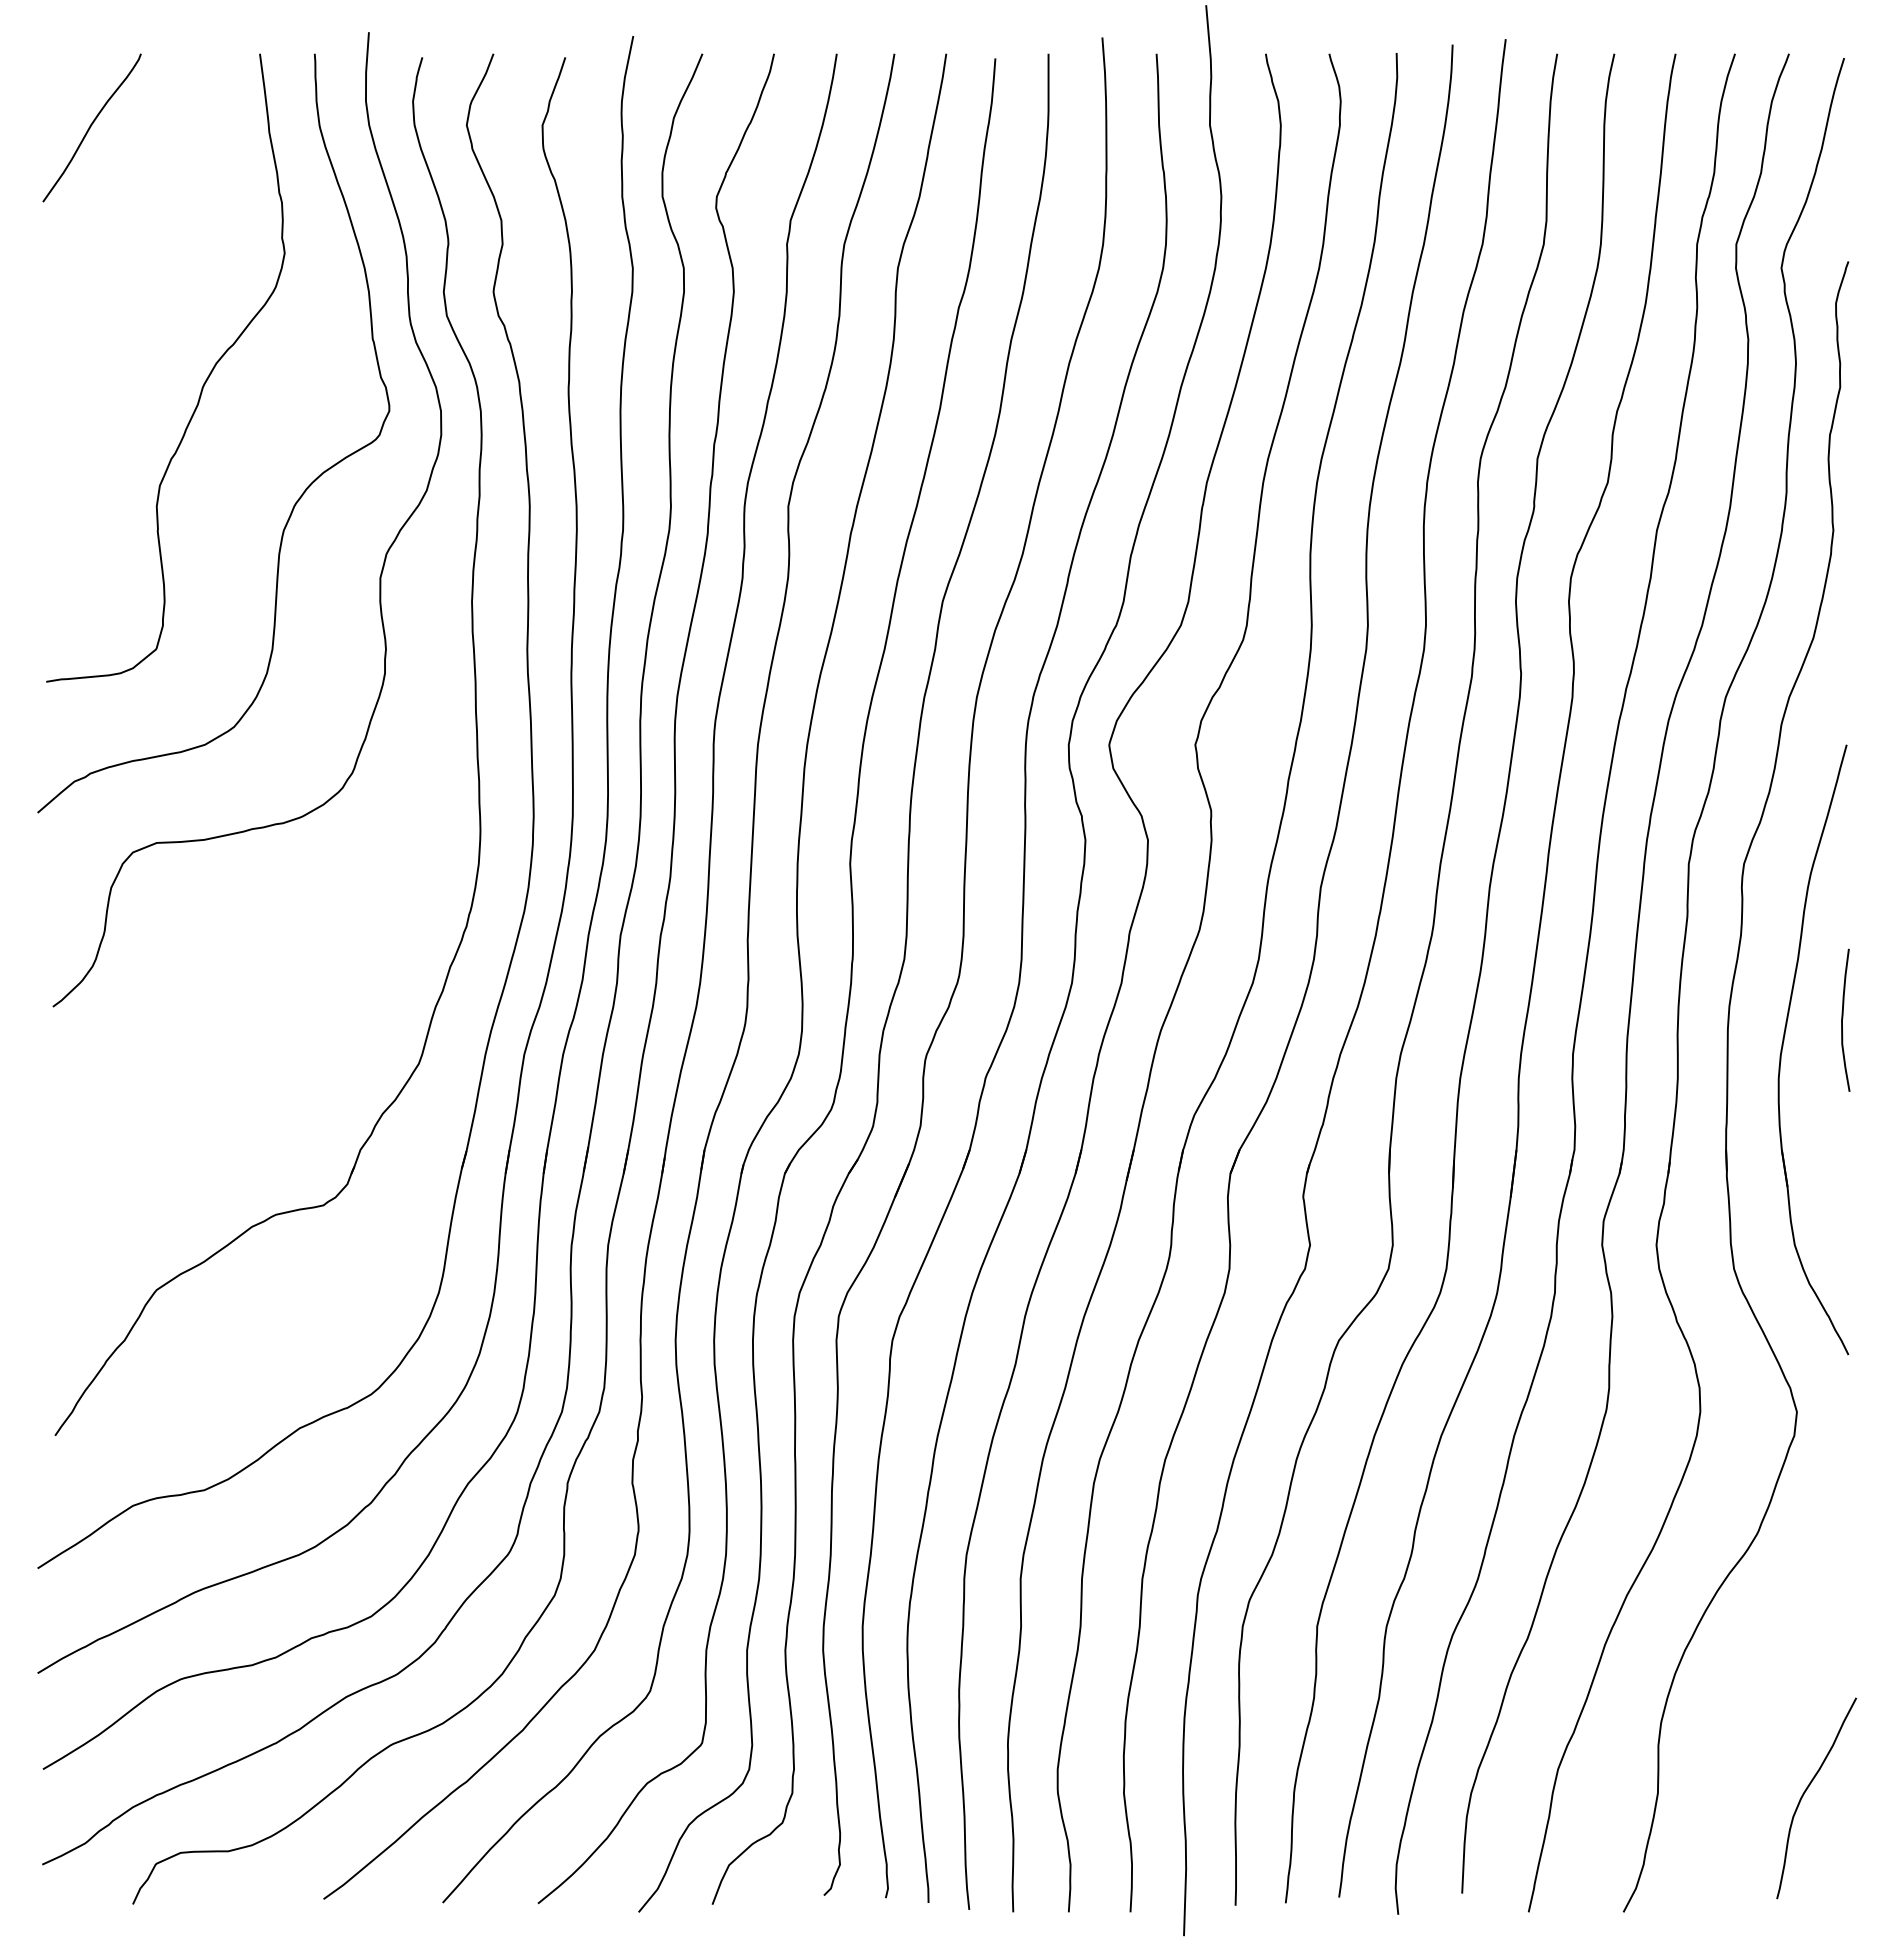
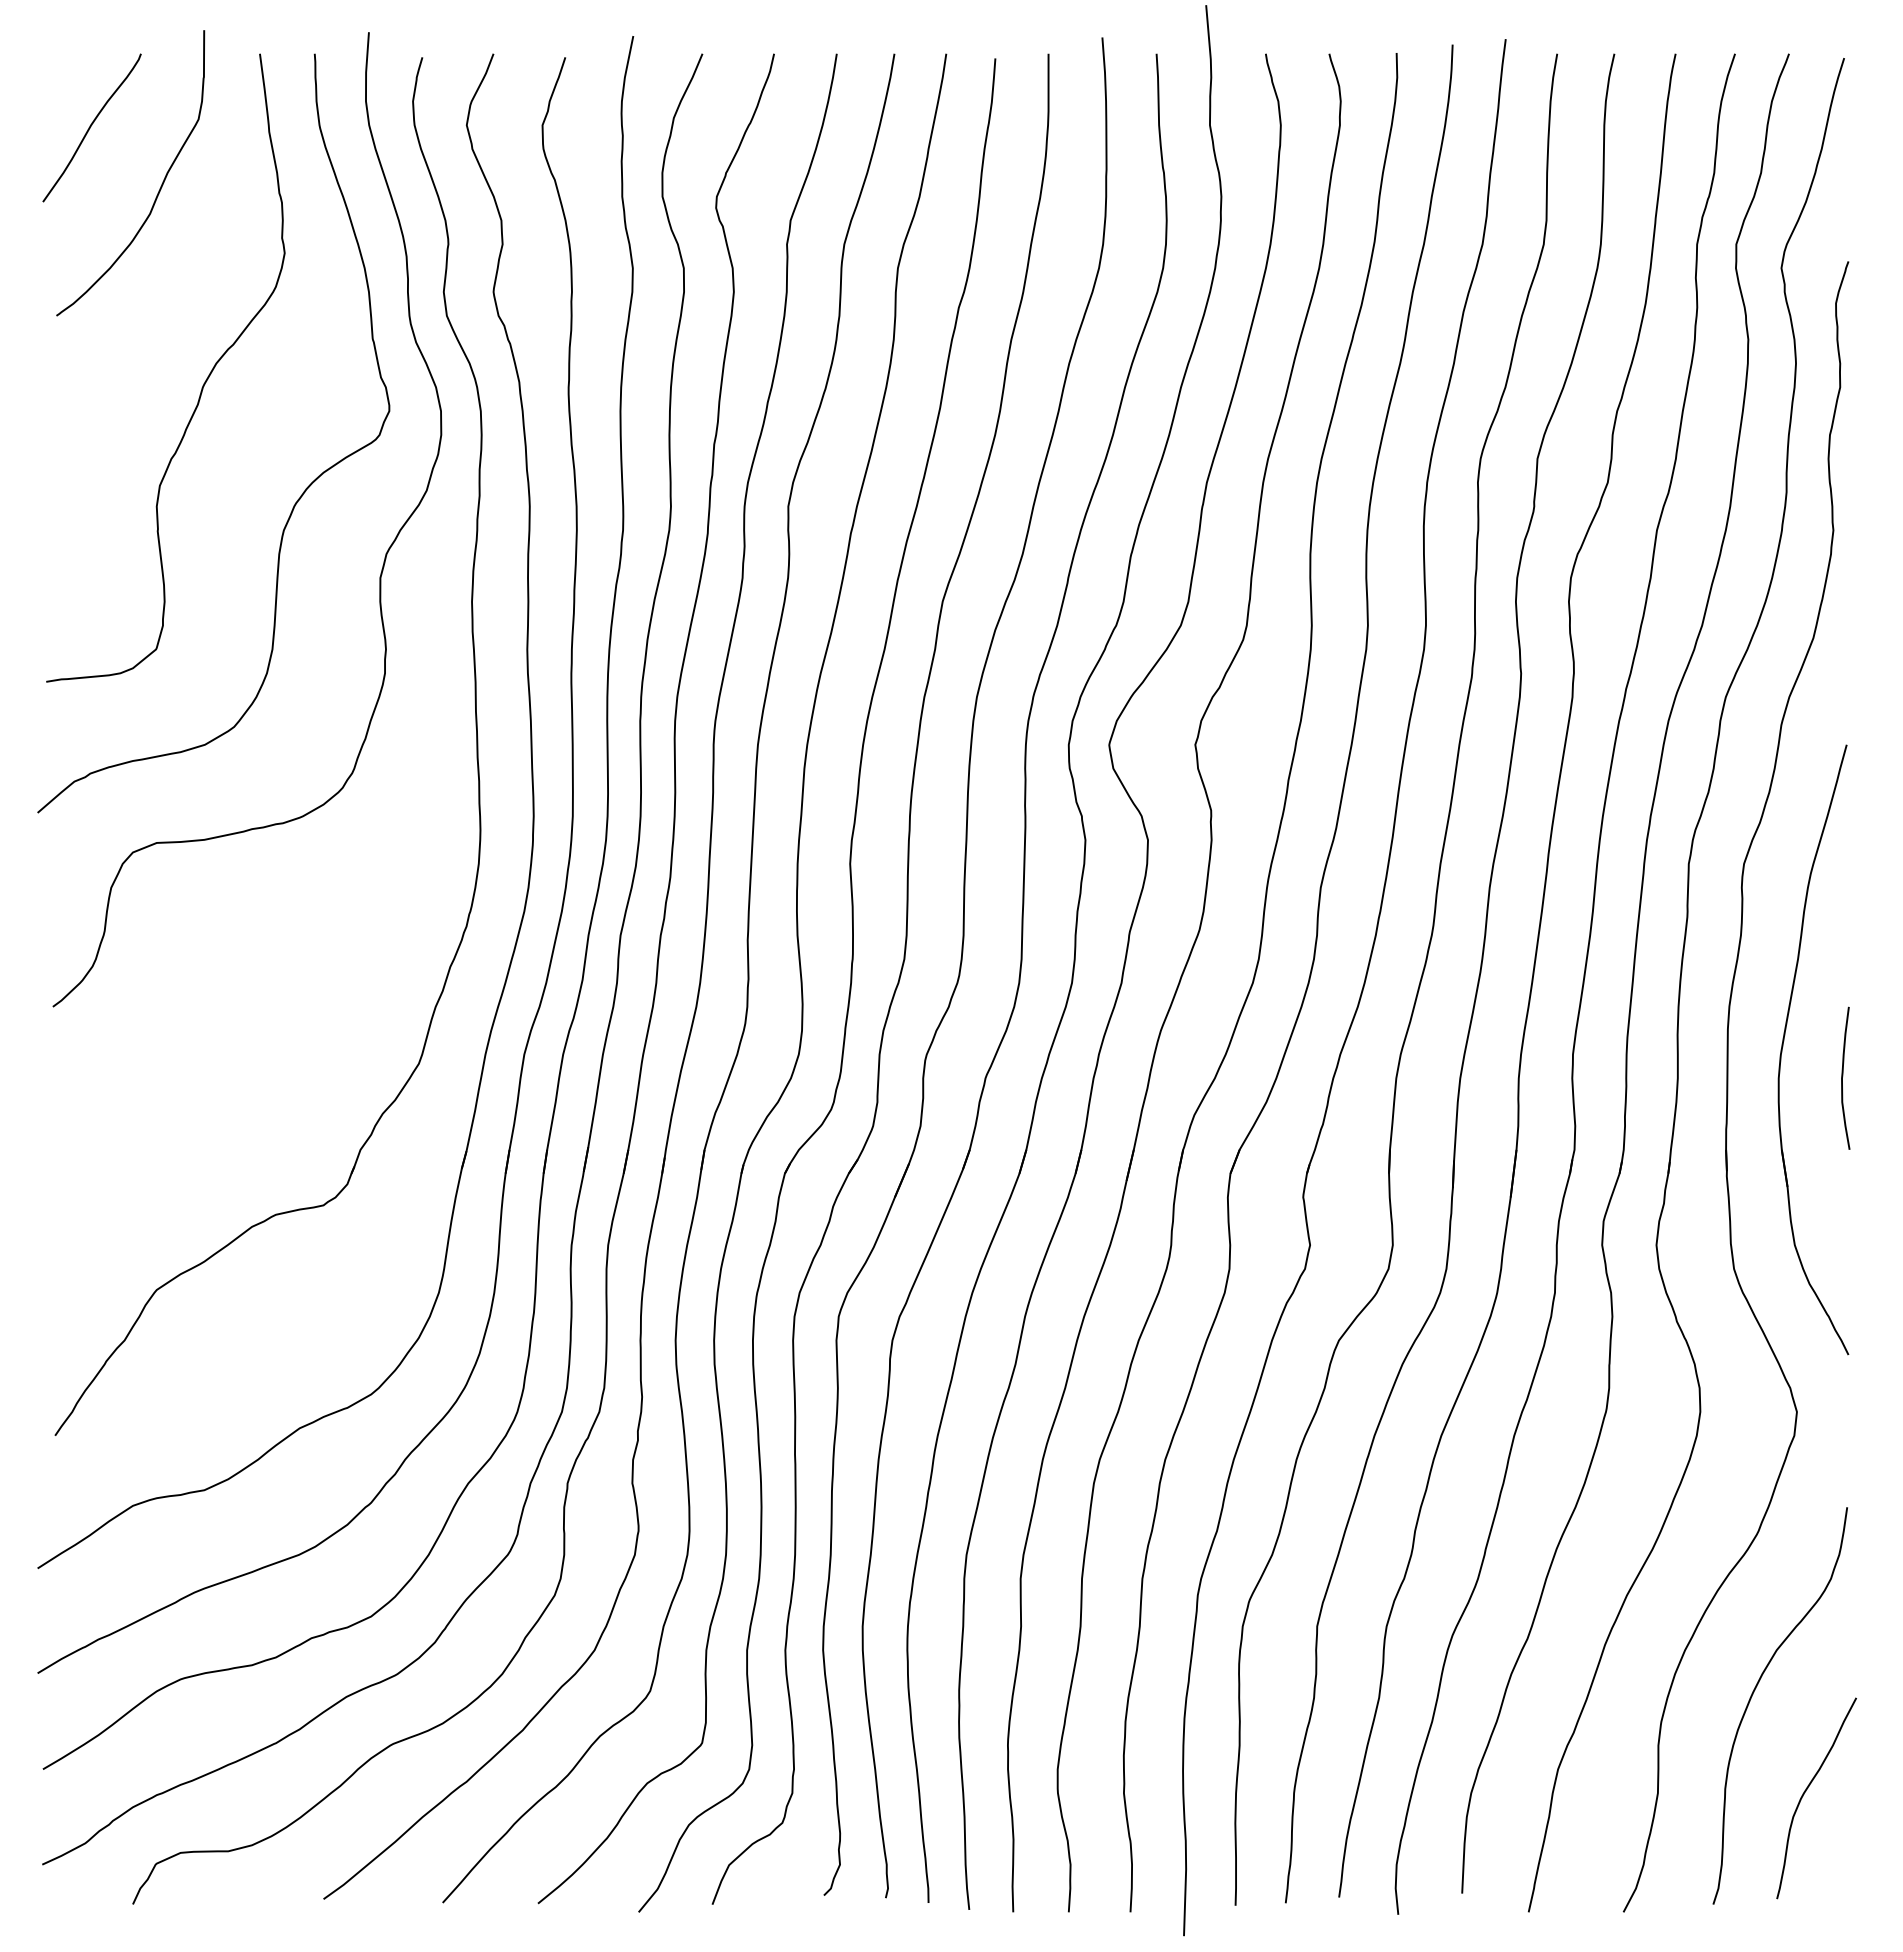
curve: none -> present (159, 188)
curve position: (1843, 1018) -> (1843, 1076) (1843, 1076)
curve: none -> present (1754, 1692)
